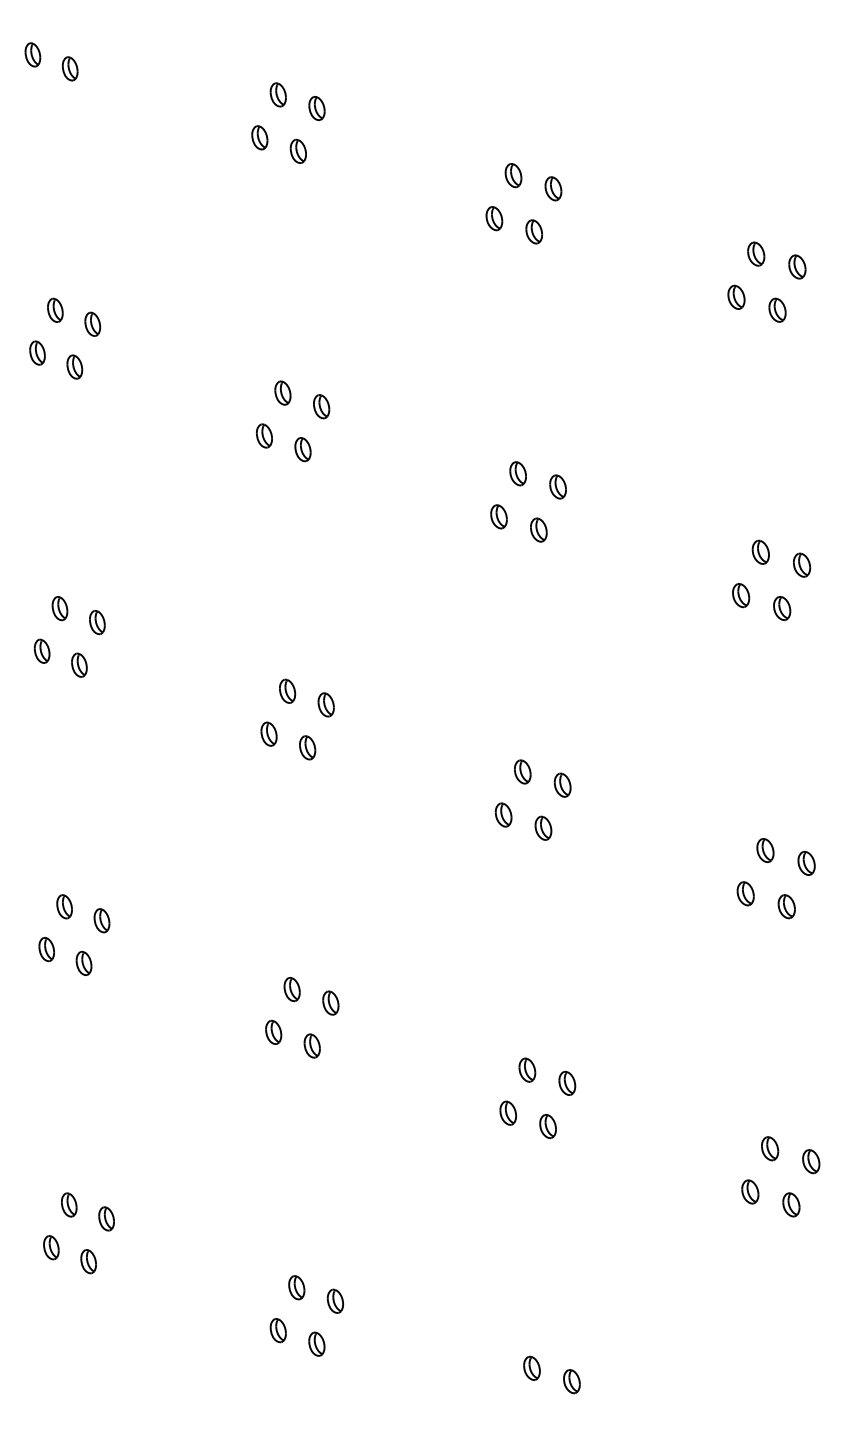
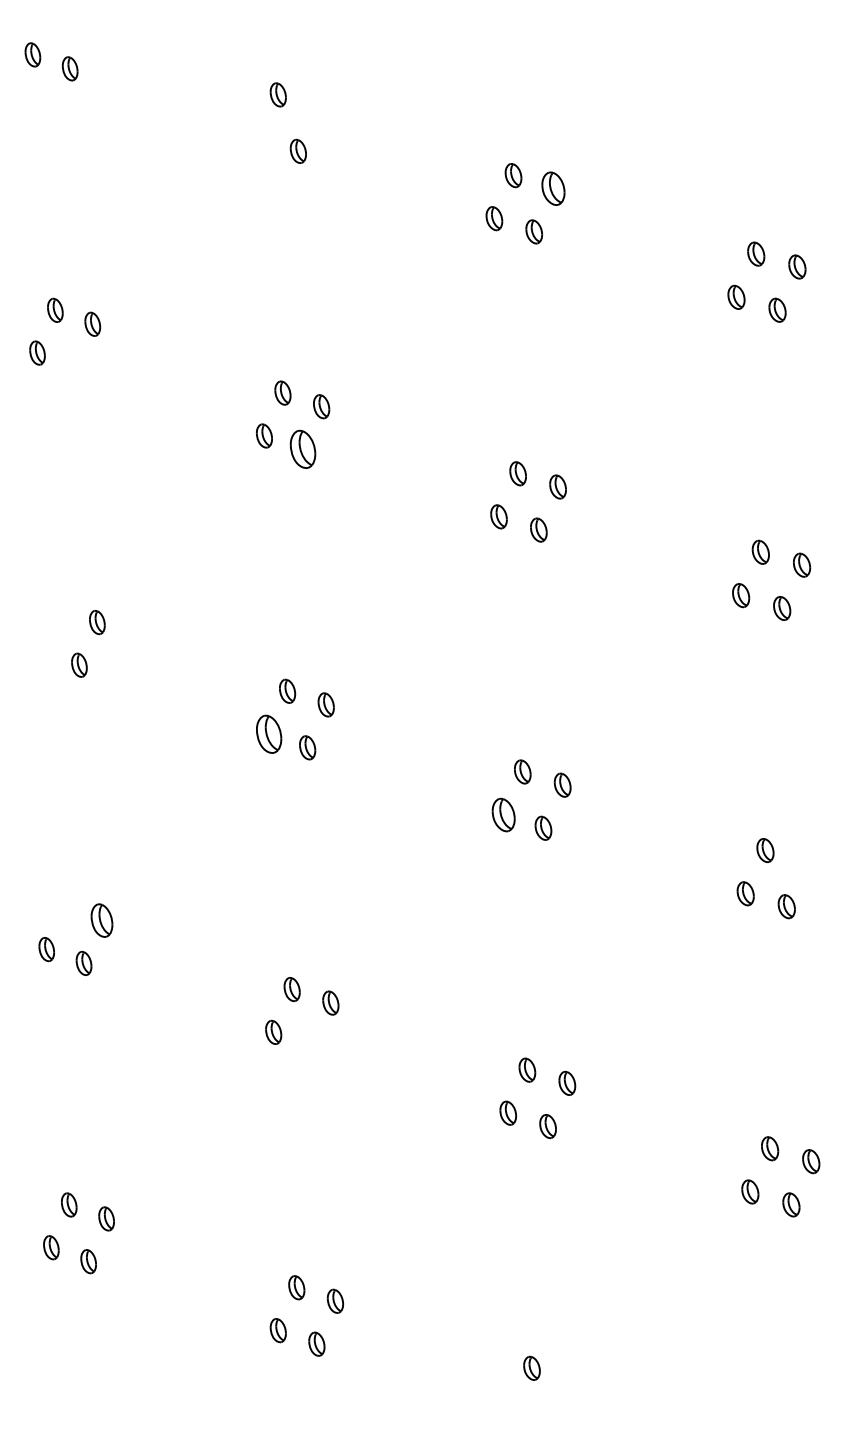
part: present -> none (316, 108)
part: present -> none (259, 137)
part size: 19x26 px -> 25x35 px (553, 188)
part: present -> none (74, 366)
part size: 18x26 px -> 28x40 px (302, 448)
part: present -> none (59, 608)
part: present -> none (41, 650)
part size: 18x26 px -> 27x40 px (269, 733)
part size: 19x26 px -> 25x36 px (503, 814)
part: present -> none (806, 862)
part: present -> none (64, 906)
part size: 18x26 px -> 24x35 px (101, 920)
part: present -> none (311, 1045)
part: present -> none (571, 1381)
